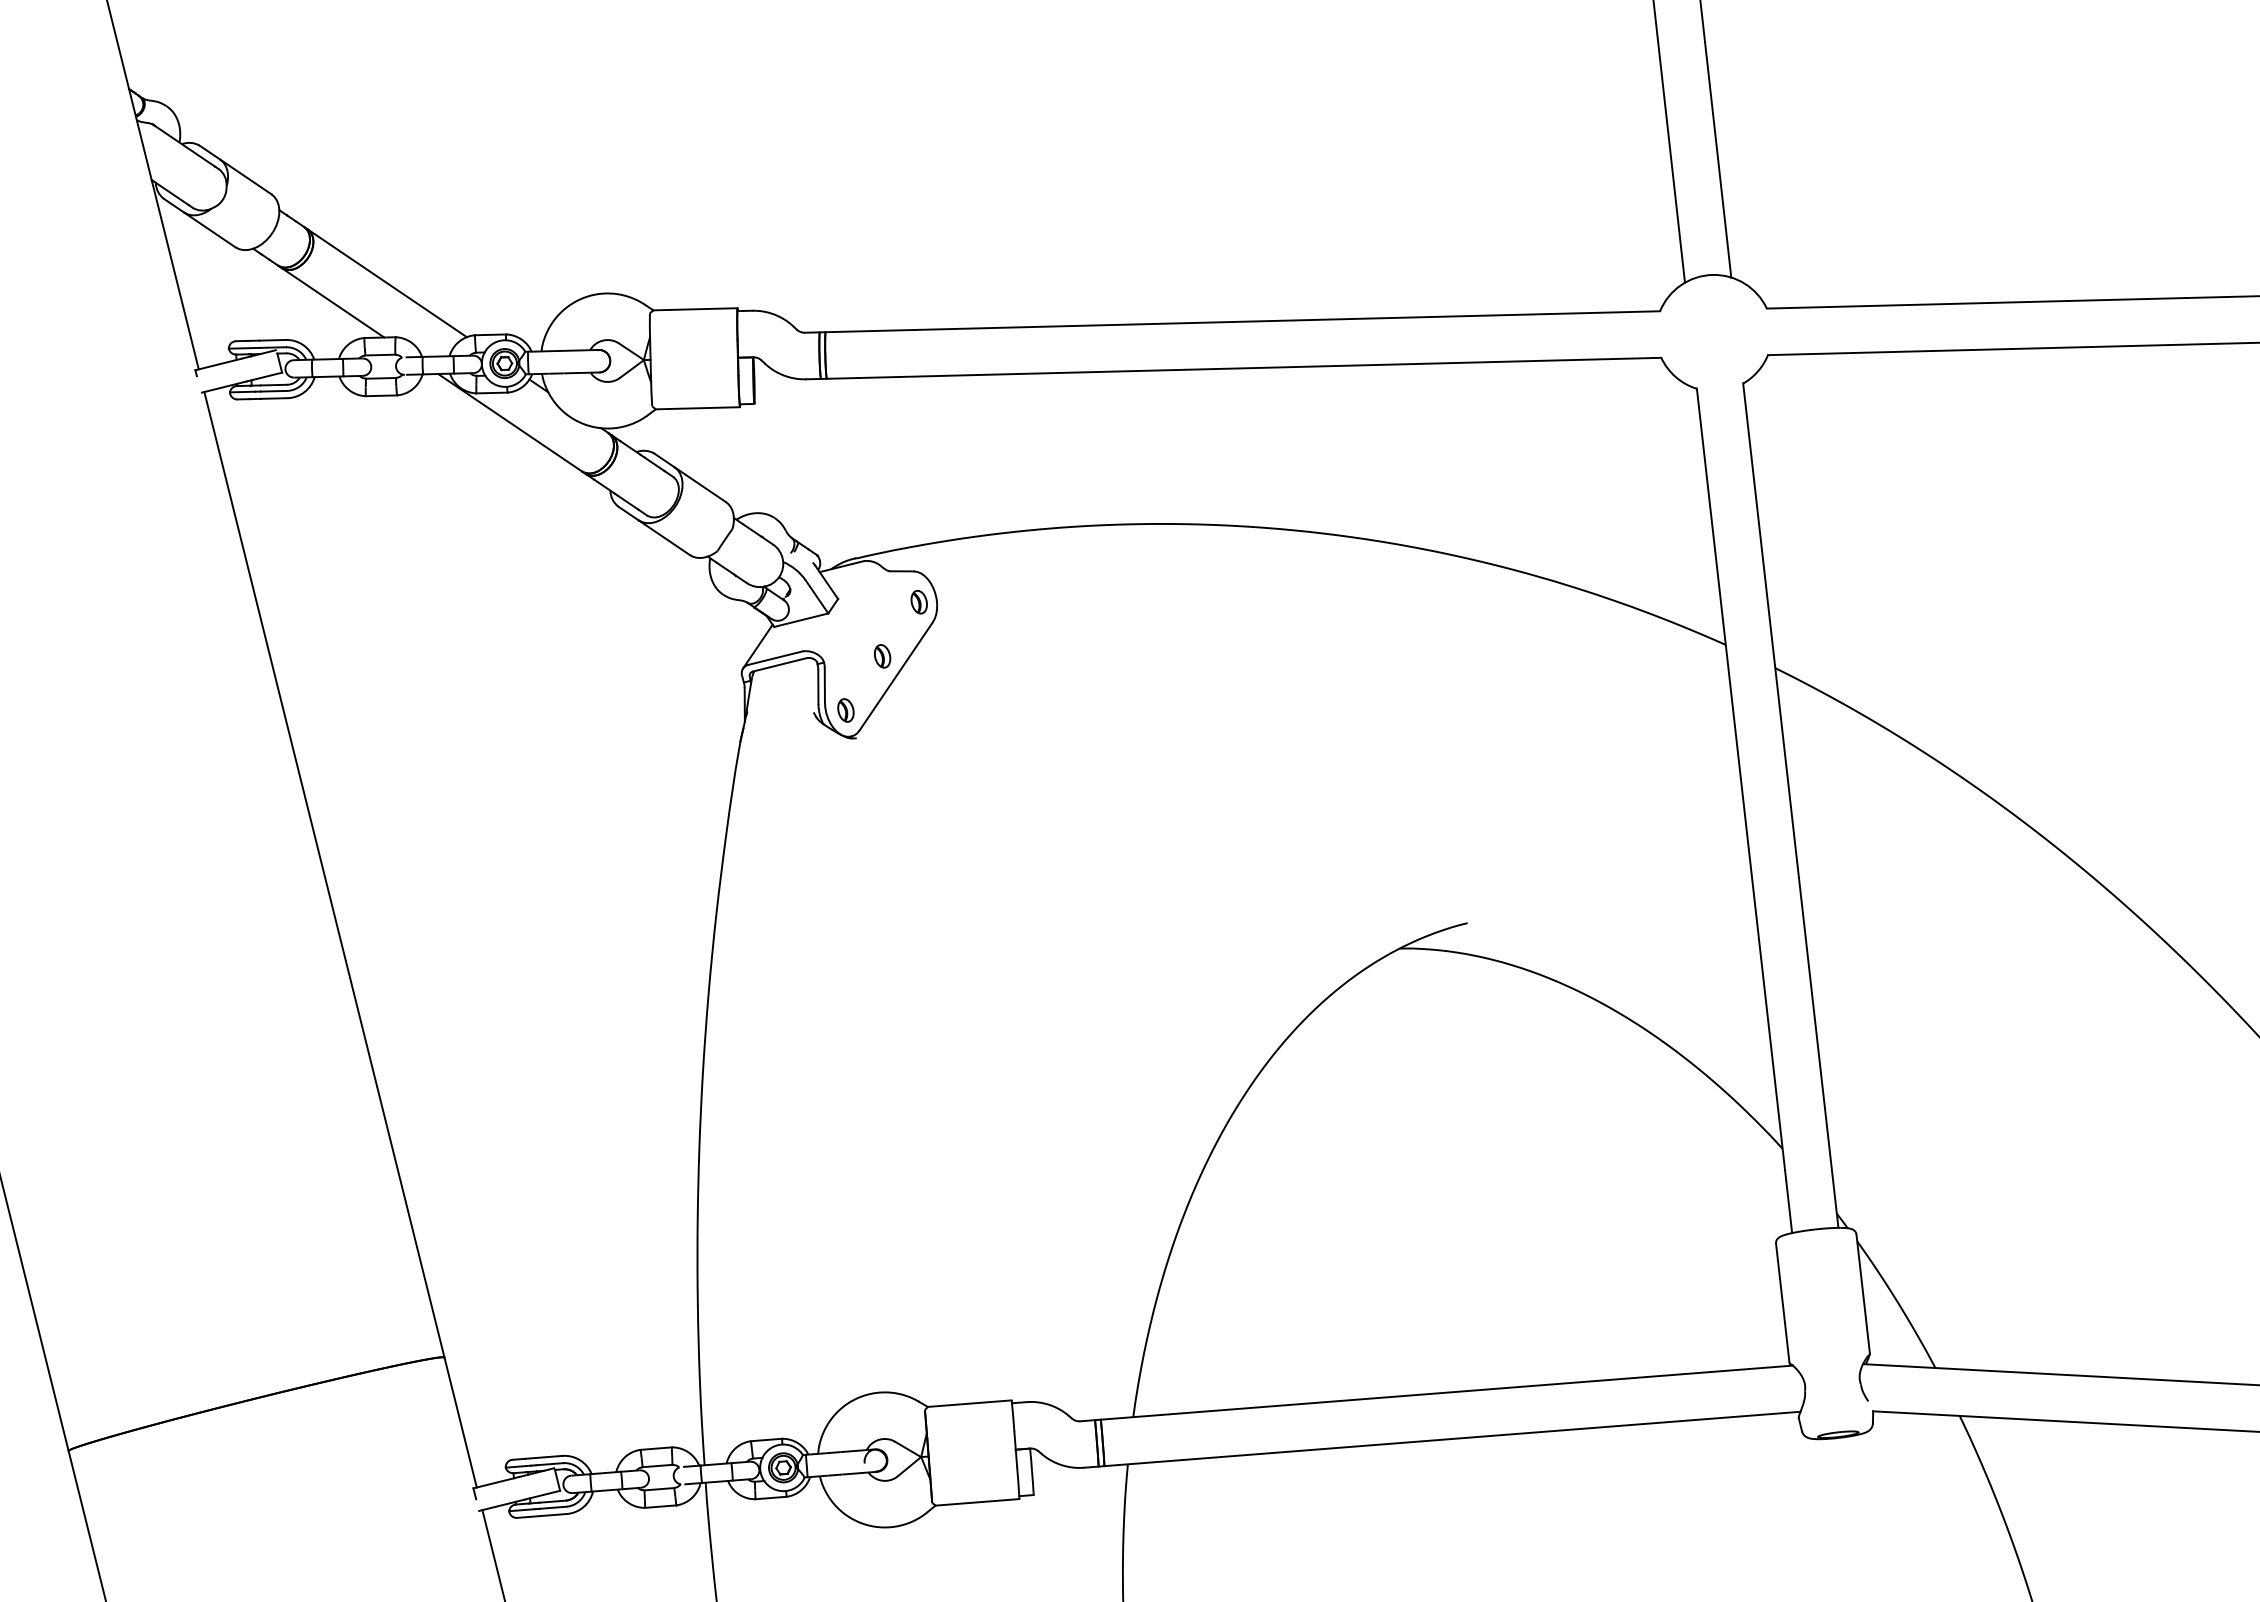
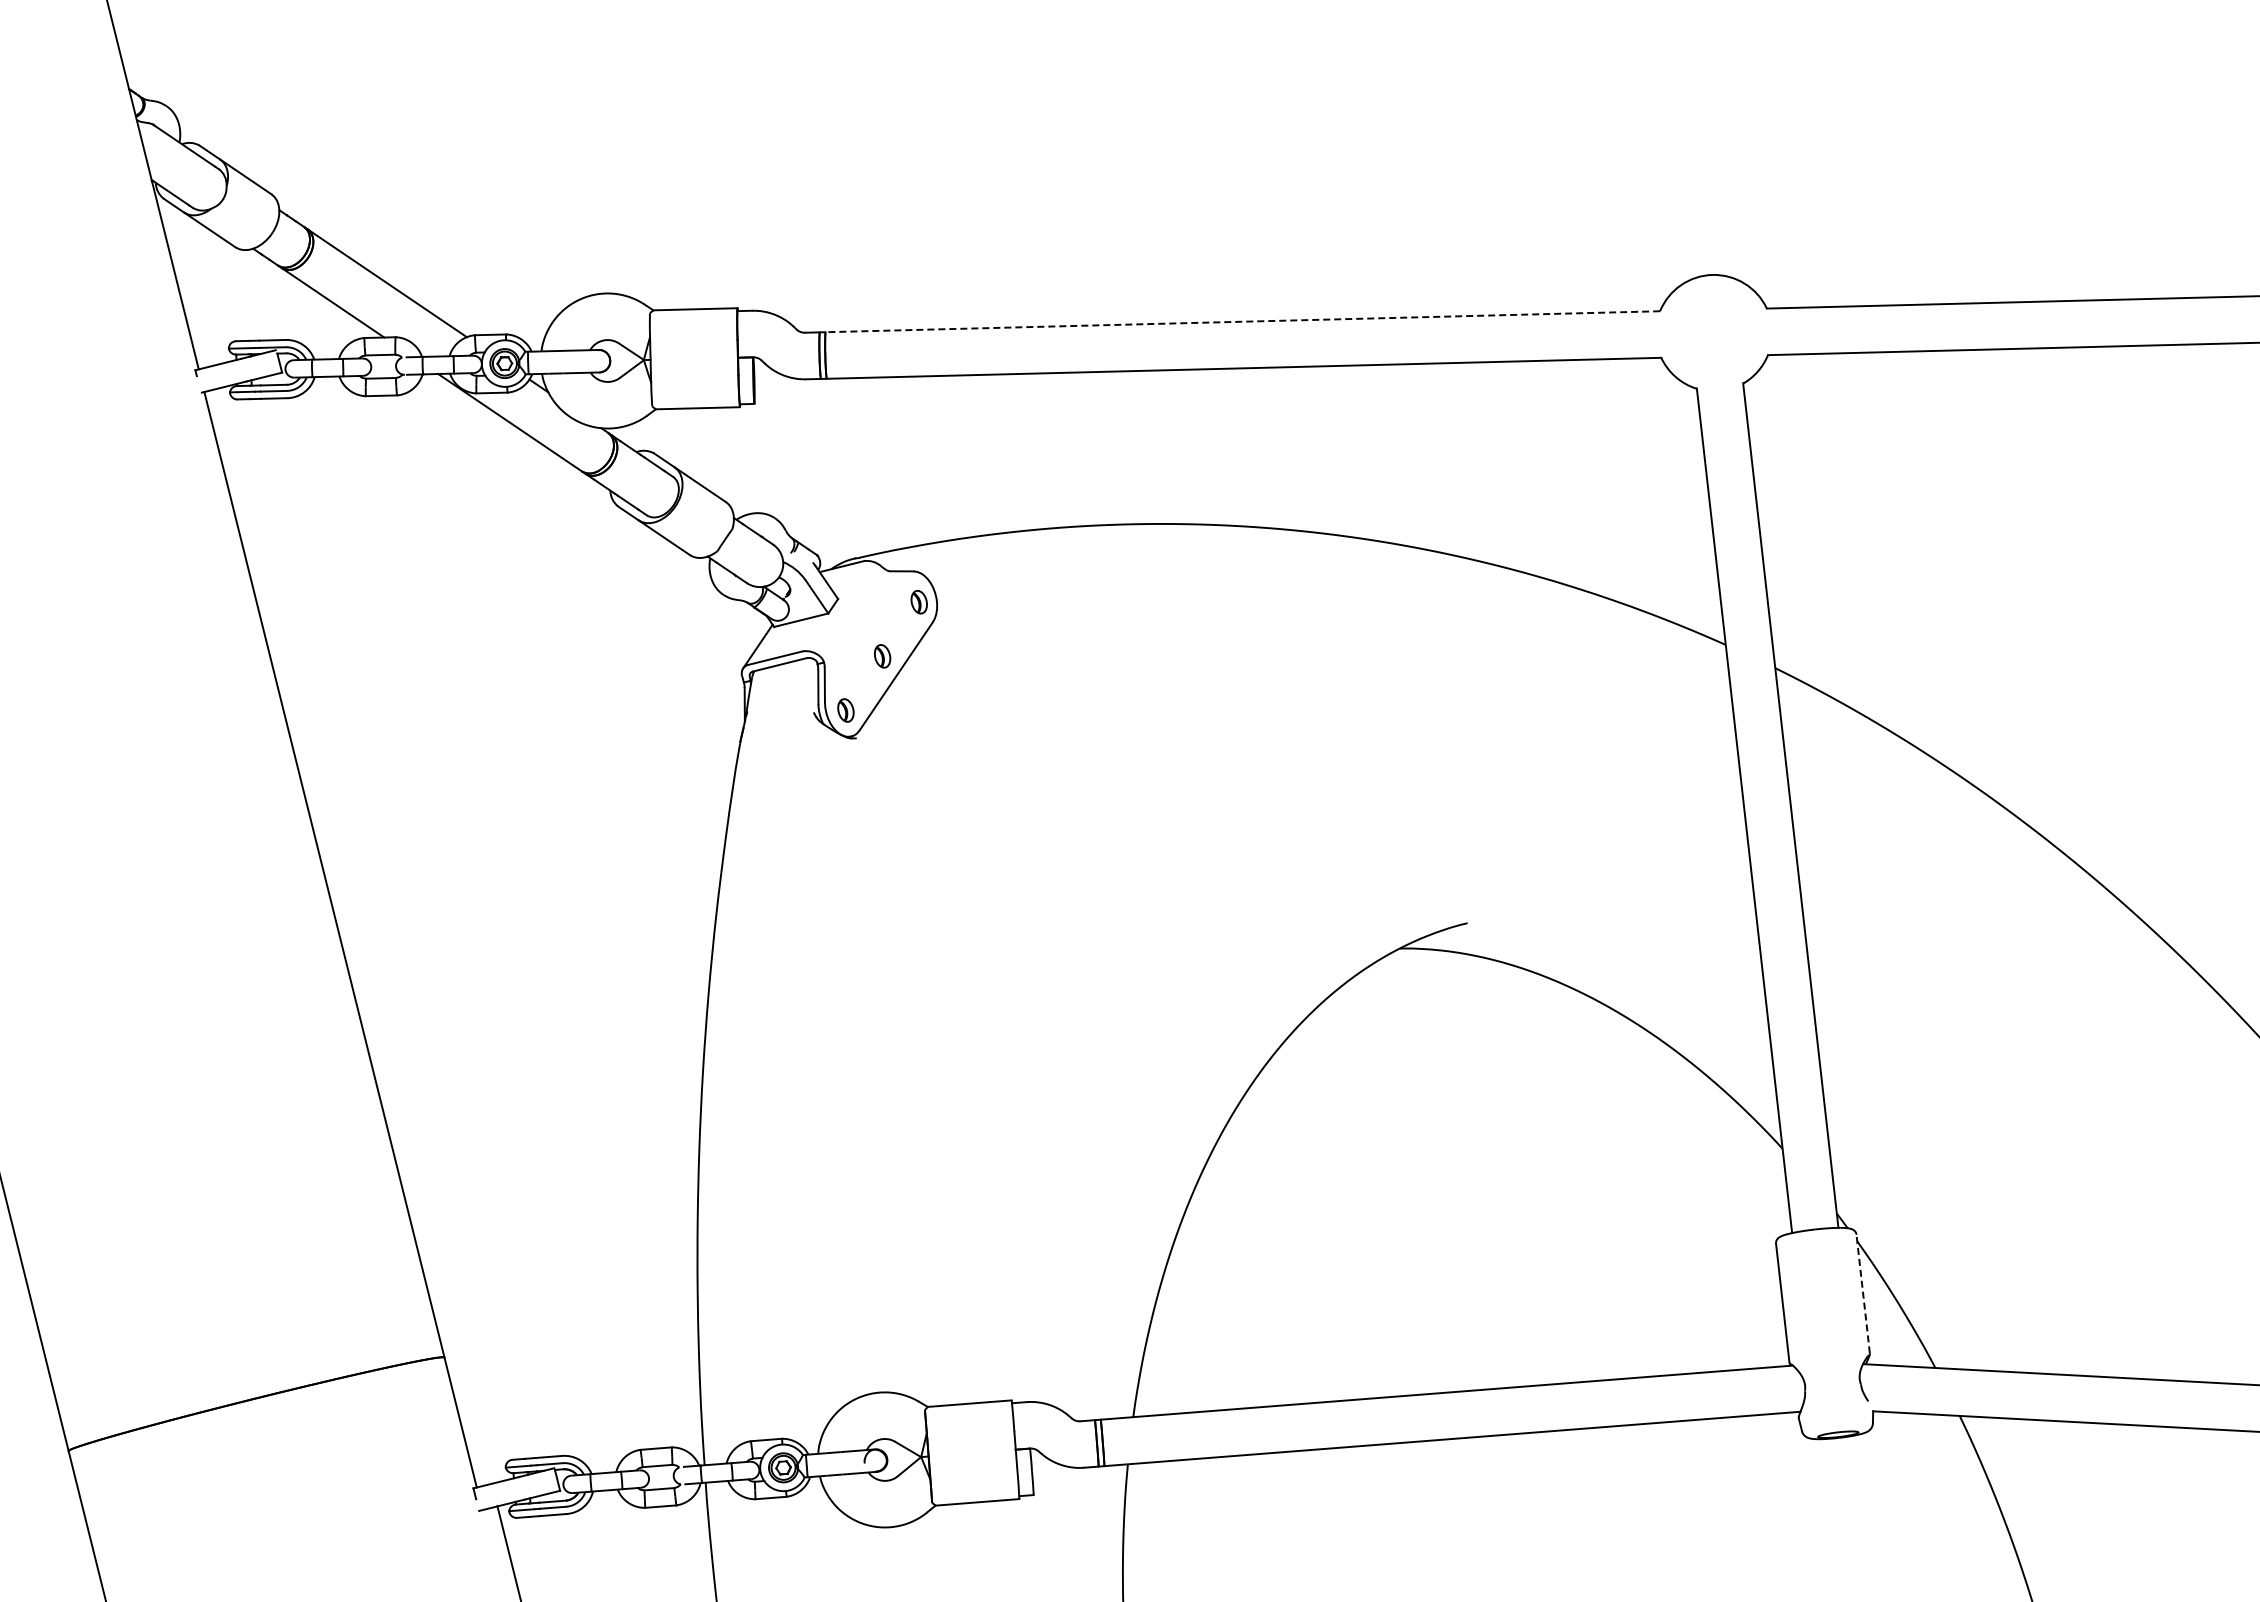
line: present -> none (1715, 139)
line: present -> none (1669, 142)
line: solid -> dashed (1242, 321)
line: solid -> dashed (1863, 1294)
line position: (493, 1554) -> (508, 1552) (508, 1552)
